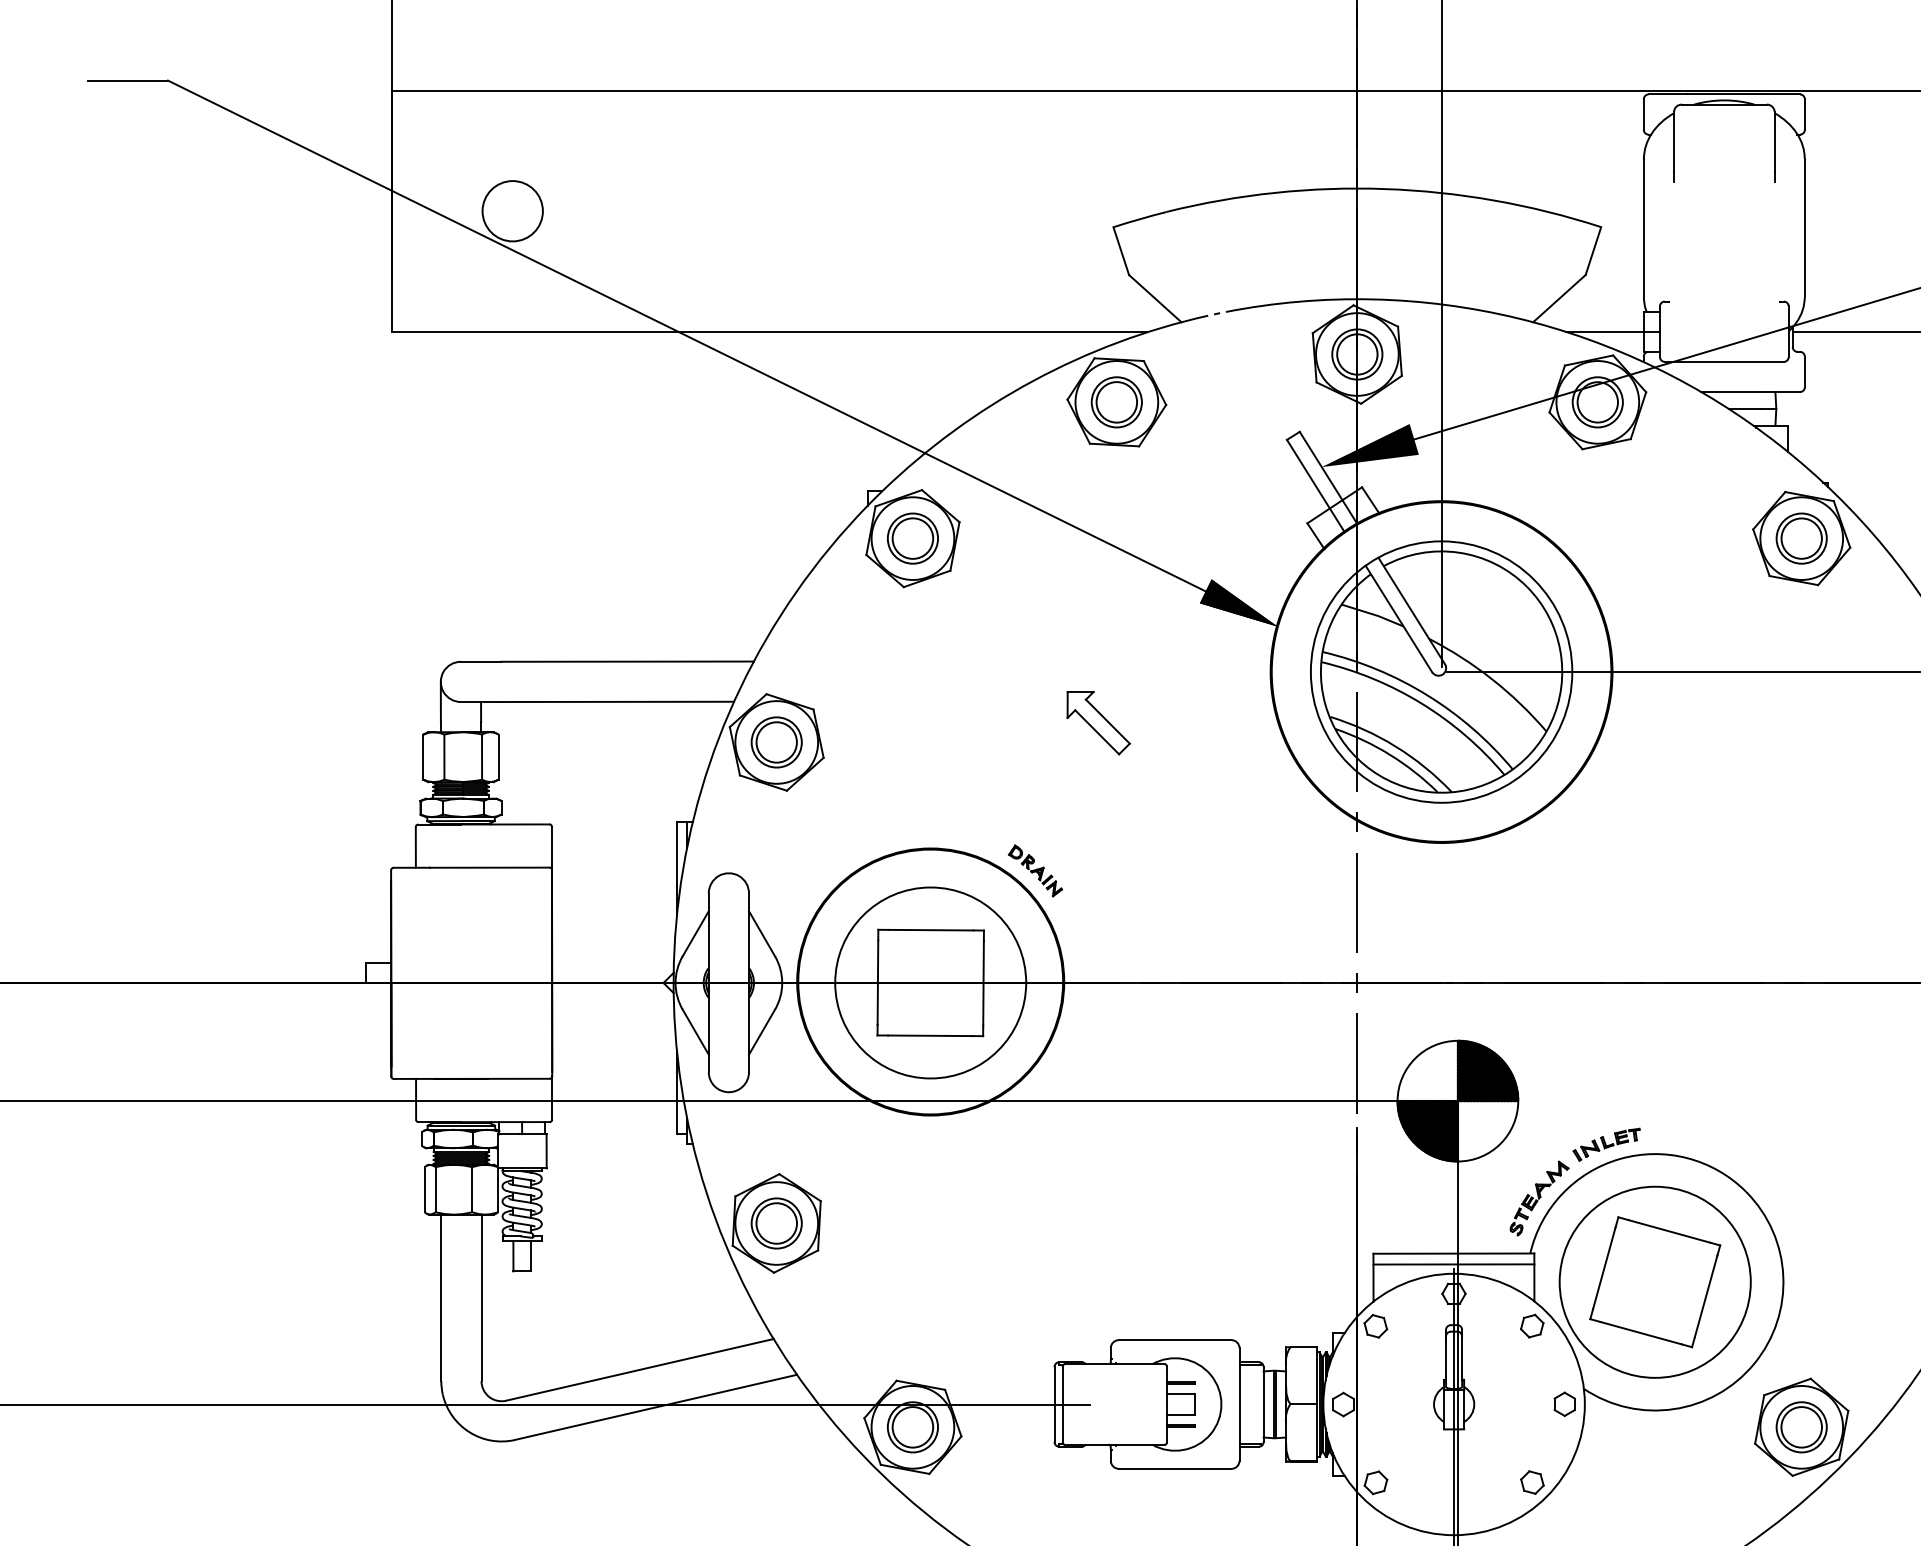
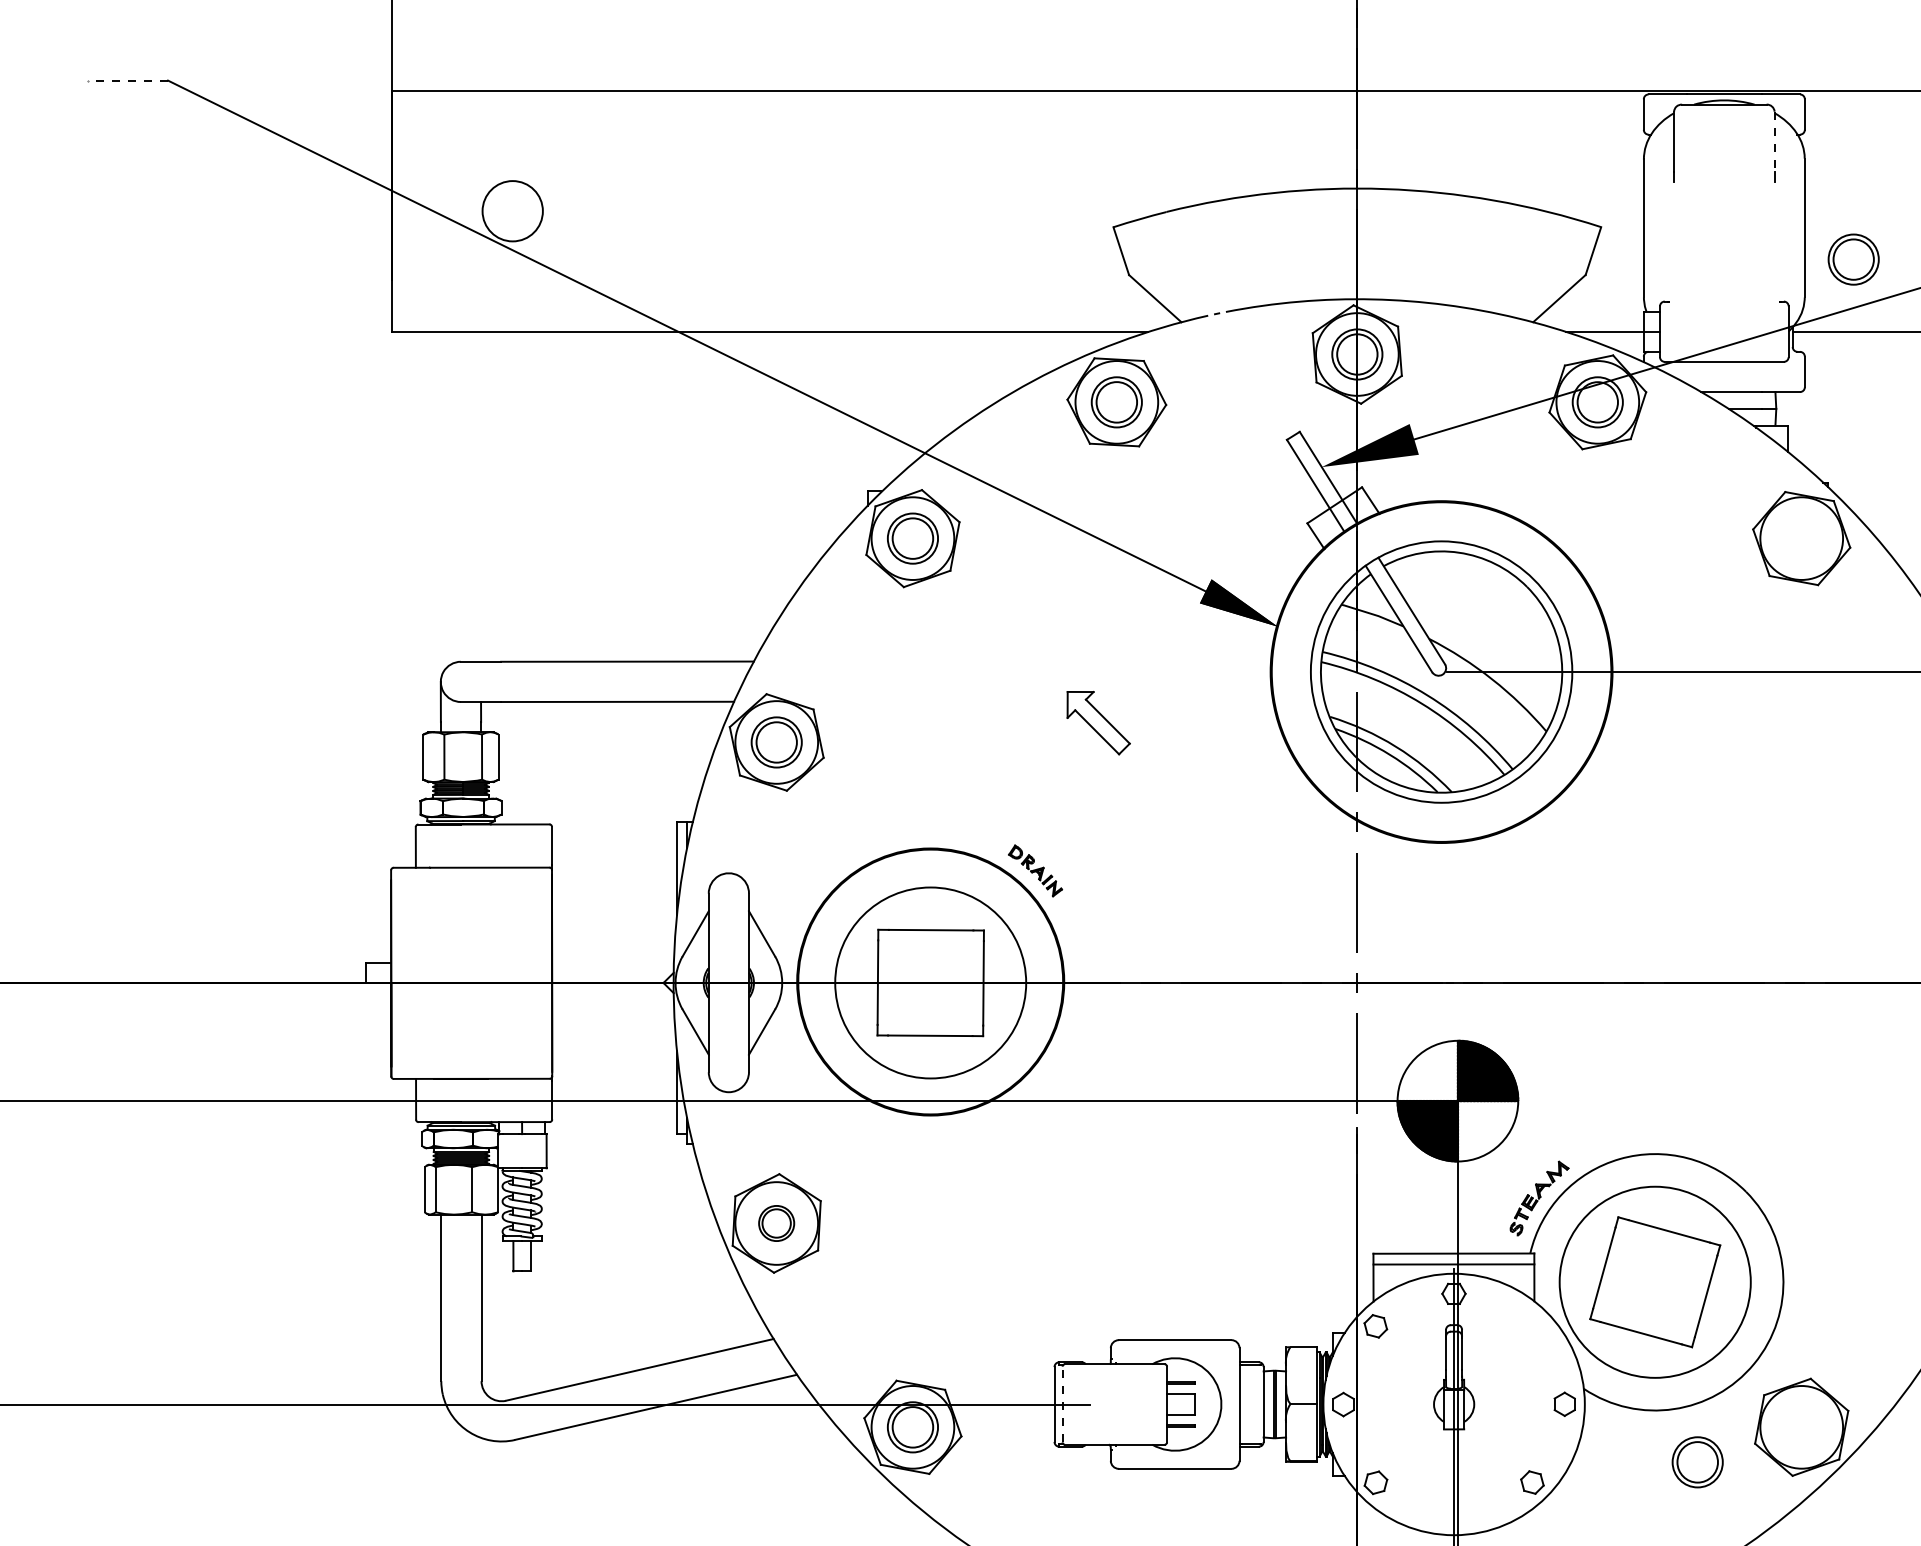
line: solid -> dashed (127, 80)
line: solid -> dashed (1774, 141)
line: present -> none (1441, 334)
part position: (1801, 538) -> (1853, 259) (1853, 259)
part: present -> none (1606, 1144)
part size: 53x53 px -> 38x37 px (776, 1223)
part: present -> none (1532, 1325)
line: solid -> dashed (1062, 1404)
part position: (1801, 1427) -> (1697, 1462) (1697, 1462)
